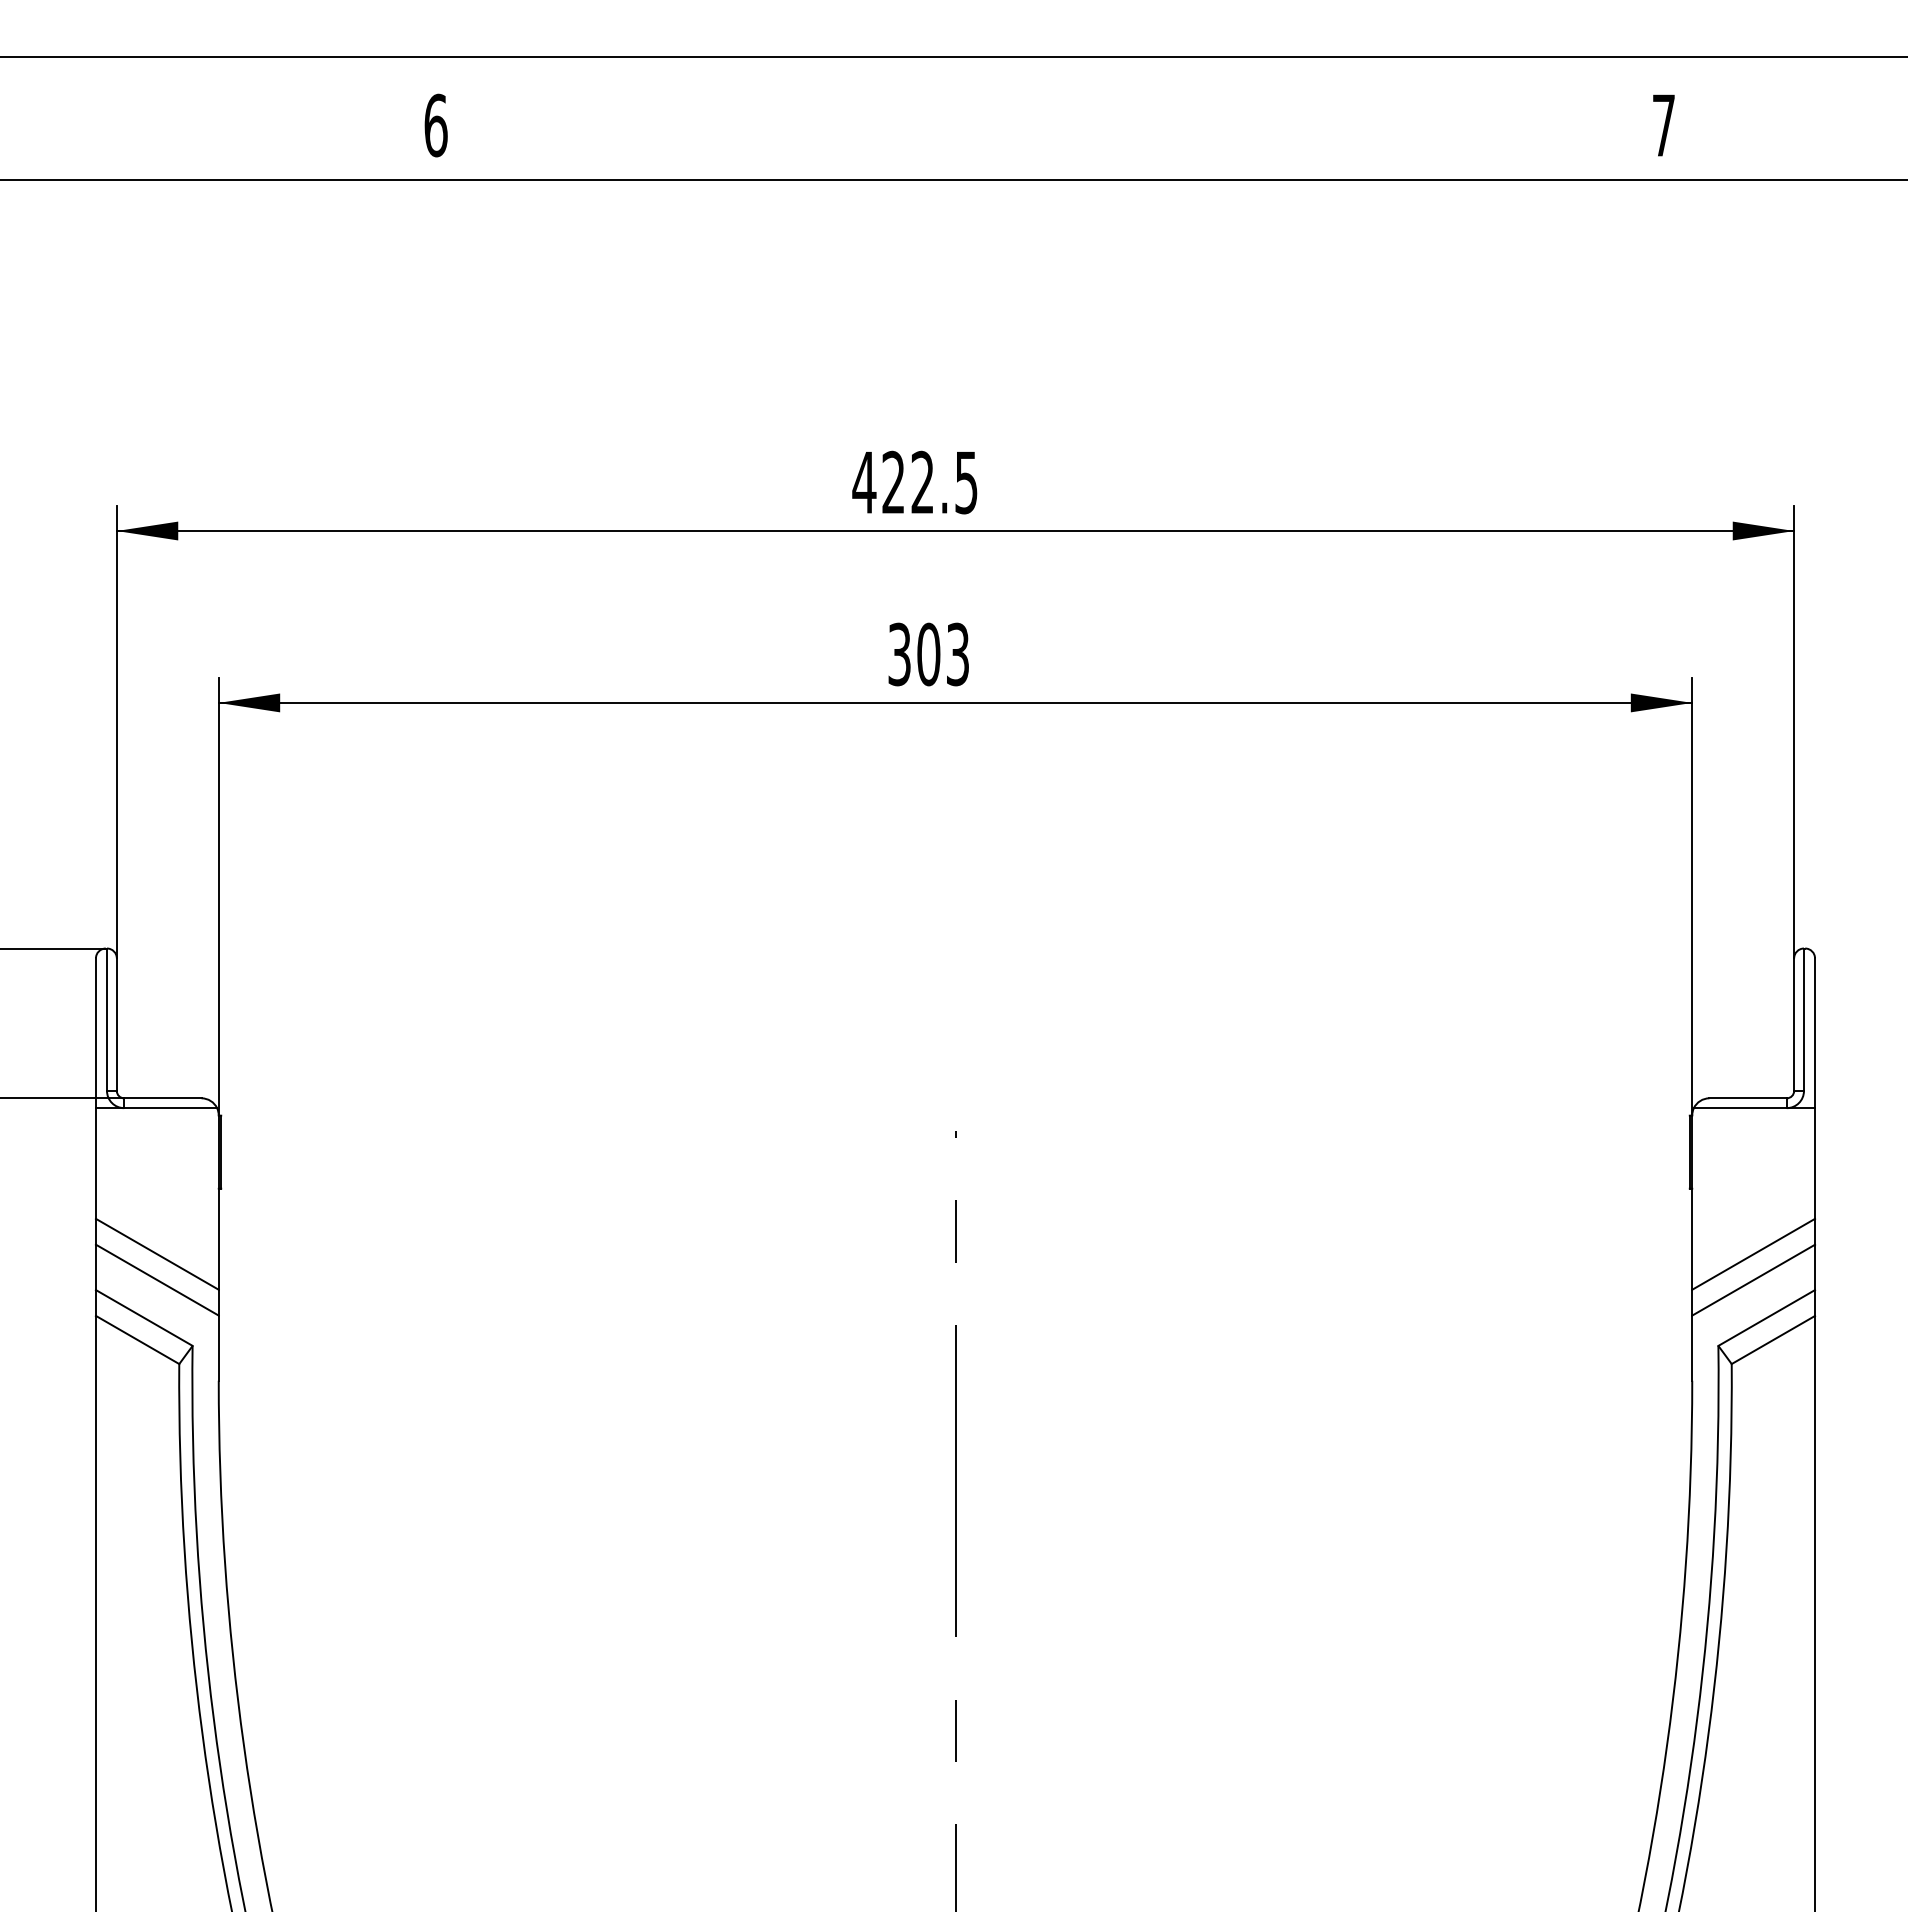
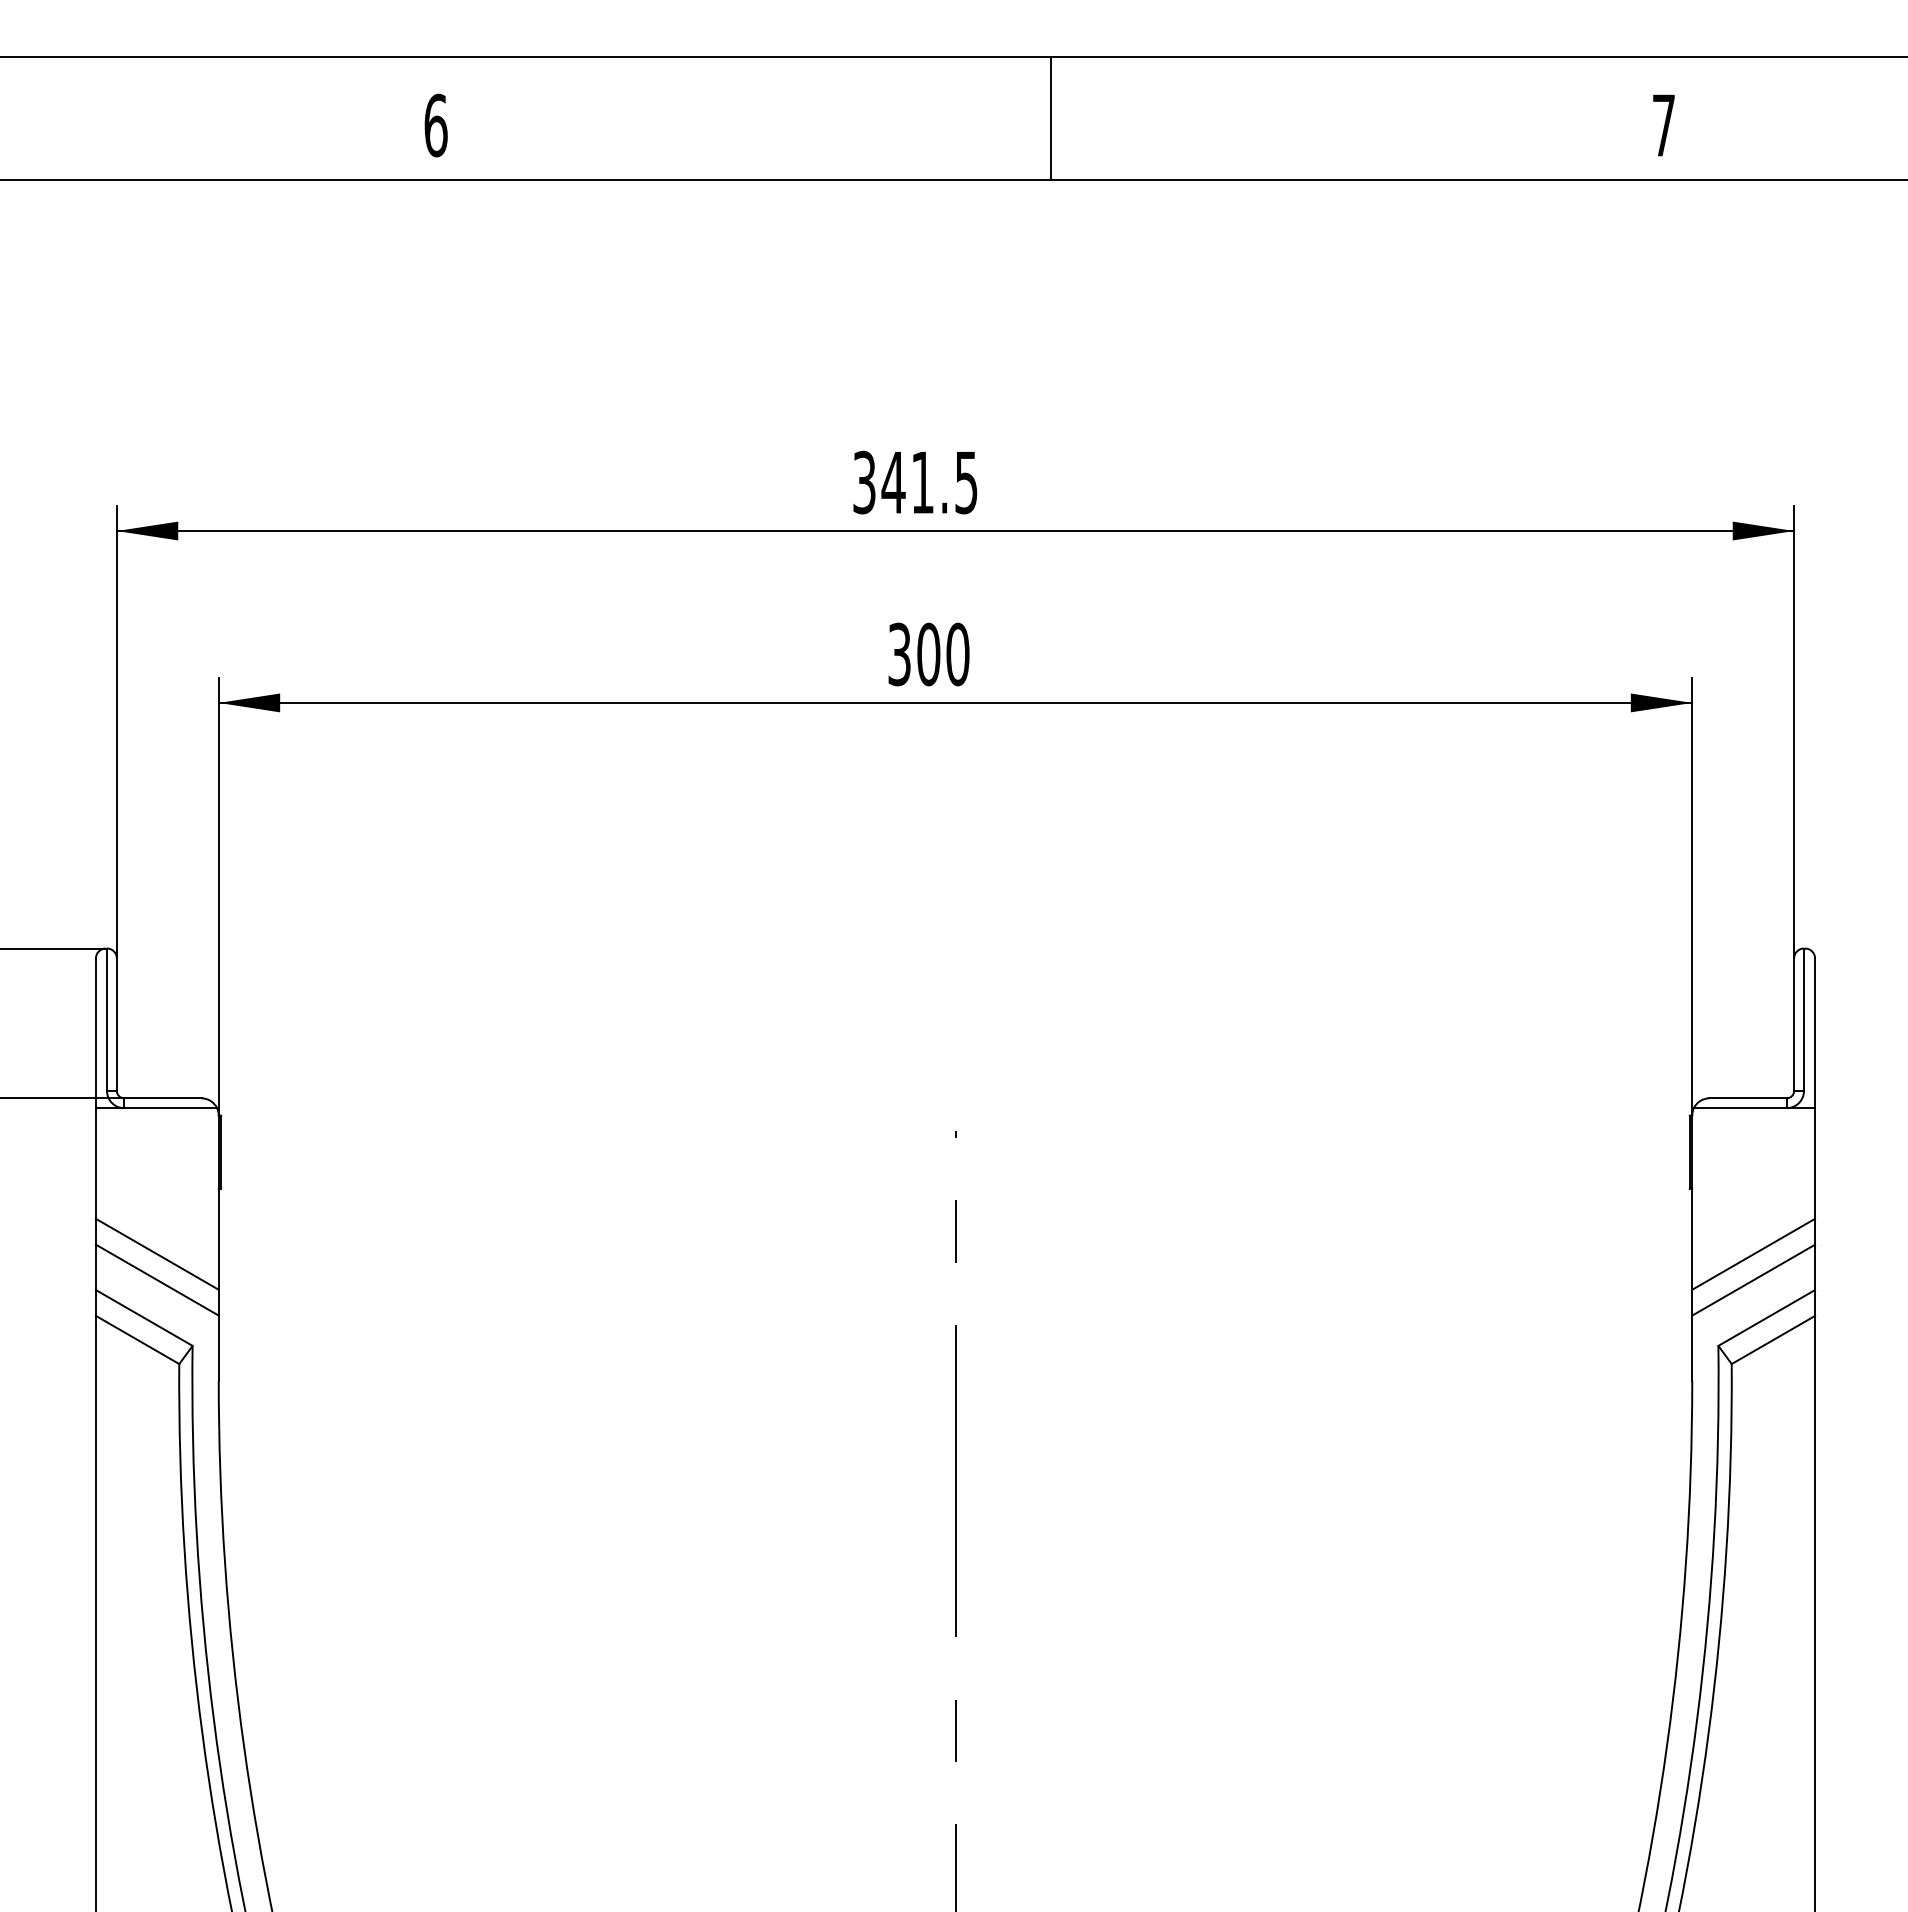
line: none -> present (1050, 118)
text: 422.5 -> 341.5 (892, 482)
text: 303 -> 300 (957, 654)
